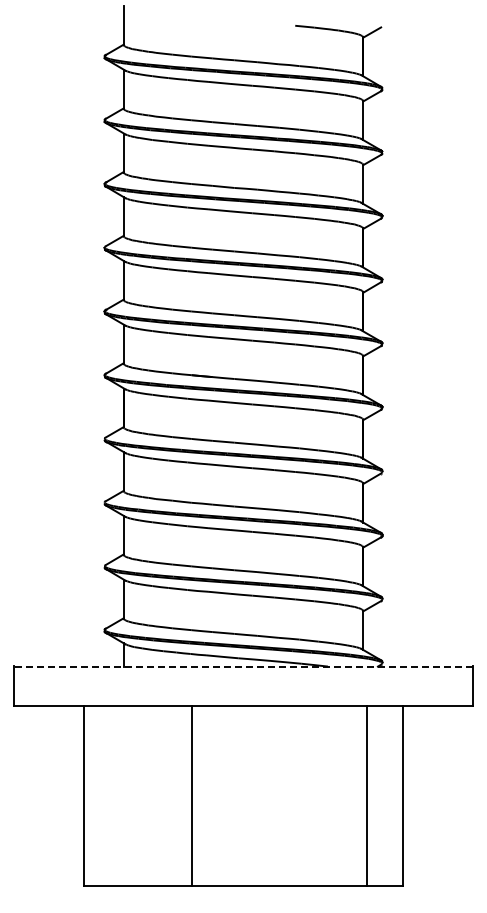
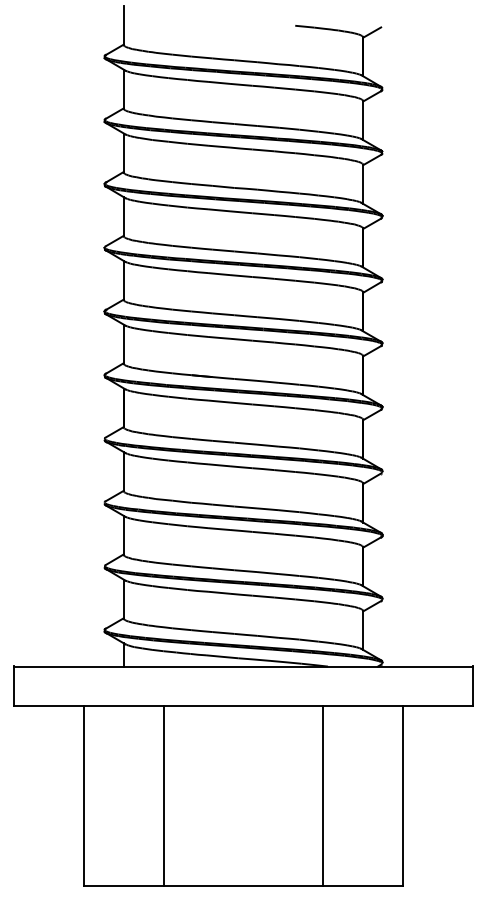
line: dashed -> solid (242, 666)
line position: (191, 795) -> (163, 795) (163, 795)
line position: (367, 795) -> (323, 795) (323, 795)
